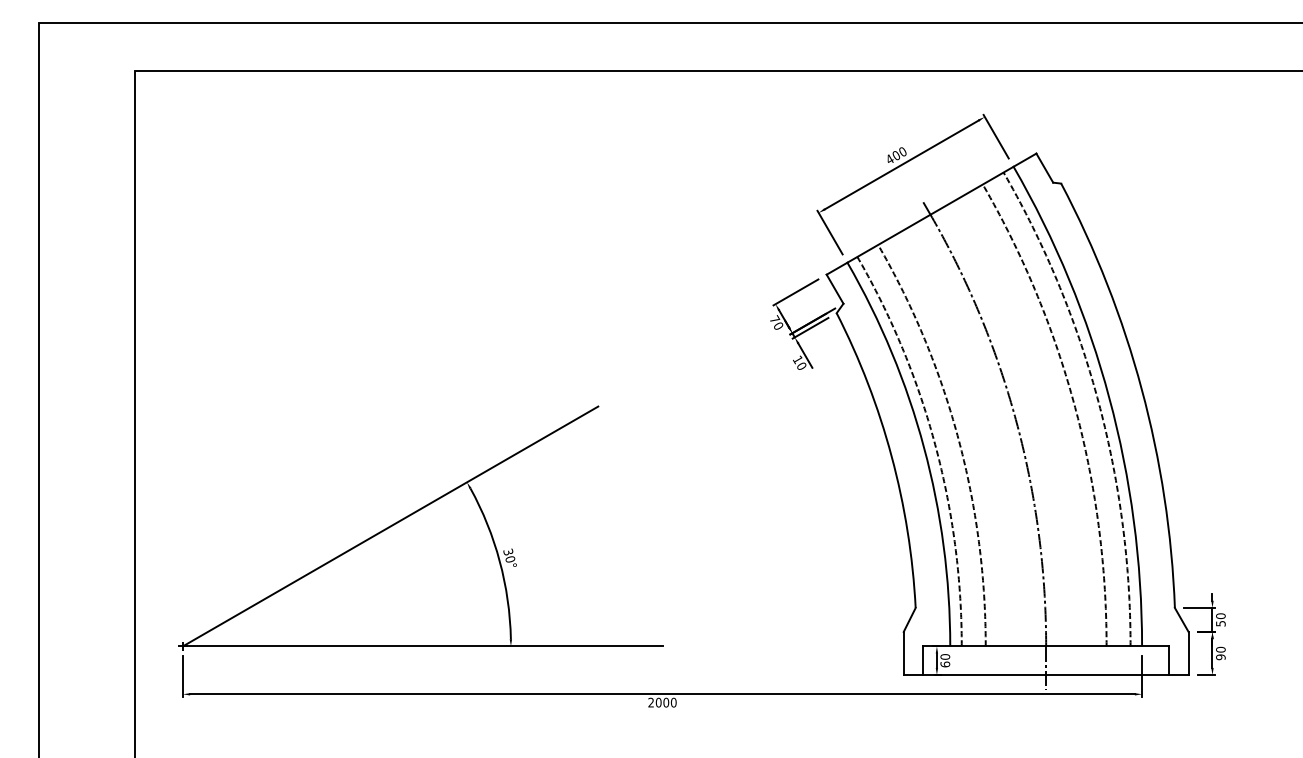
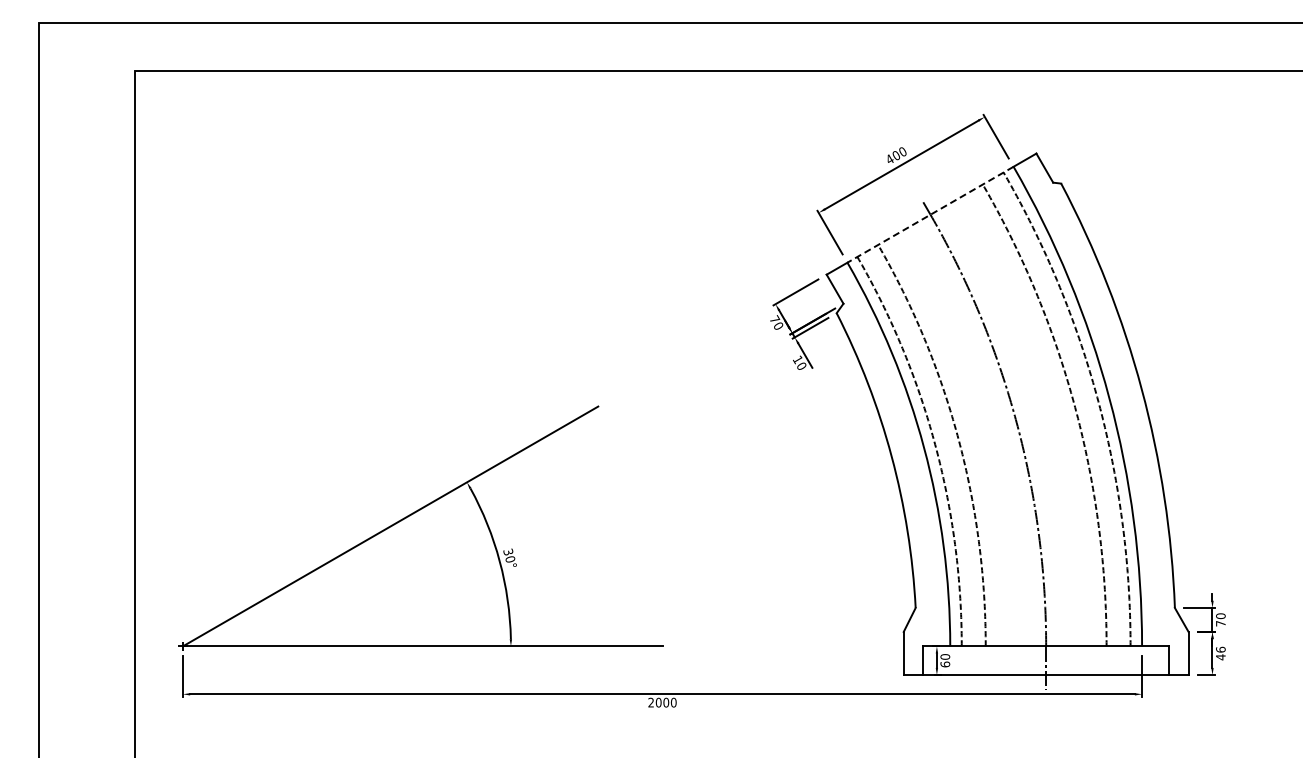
line: solid -> dashed (930, 214)
text: 50 -> 70 (1220, 623)
text: 90 -> 46 (1220, 653)
